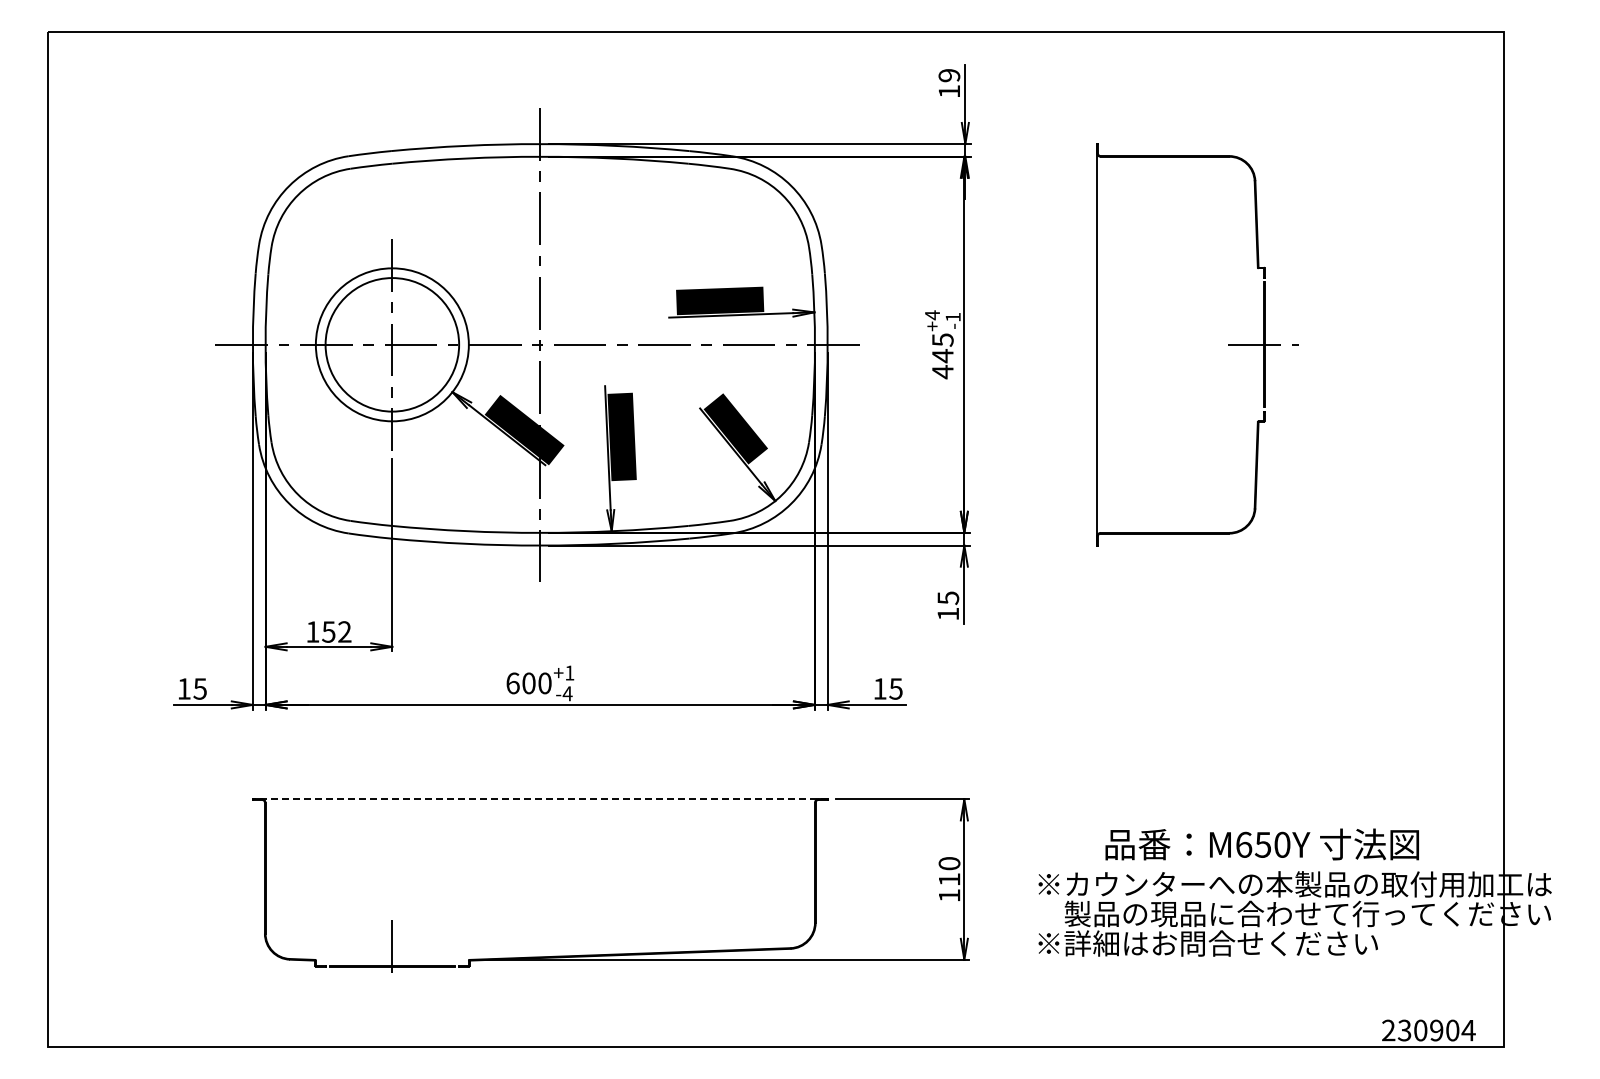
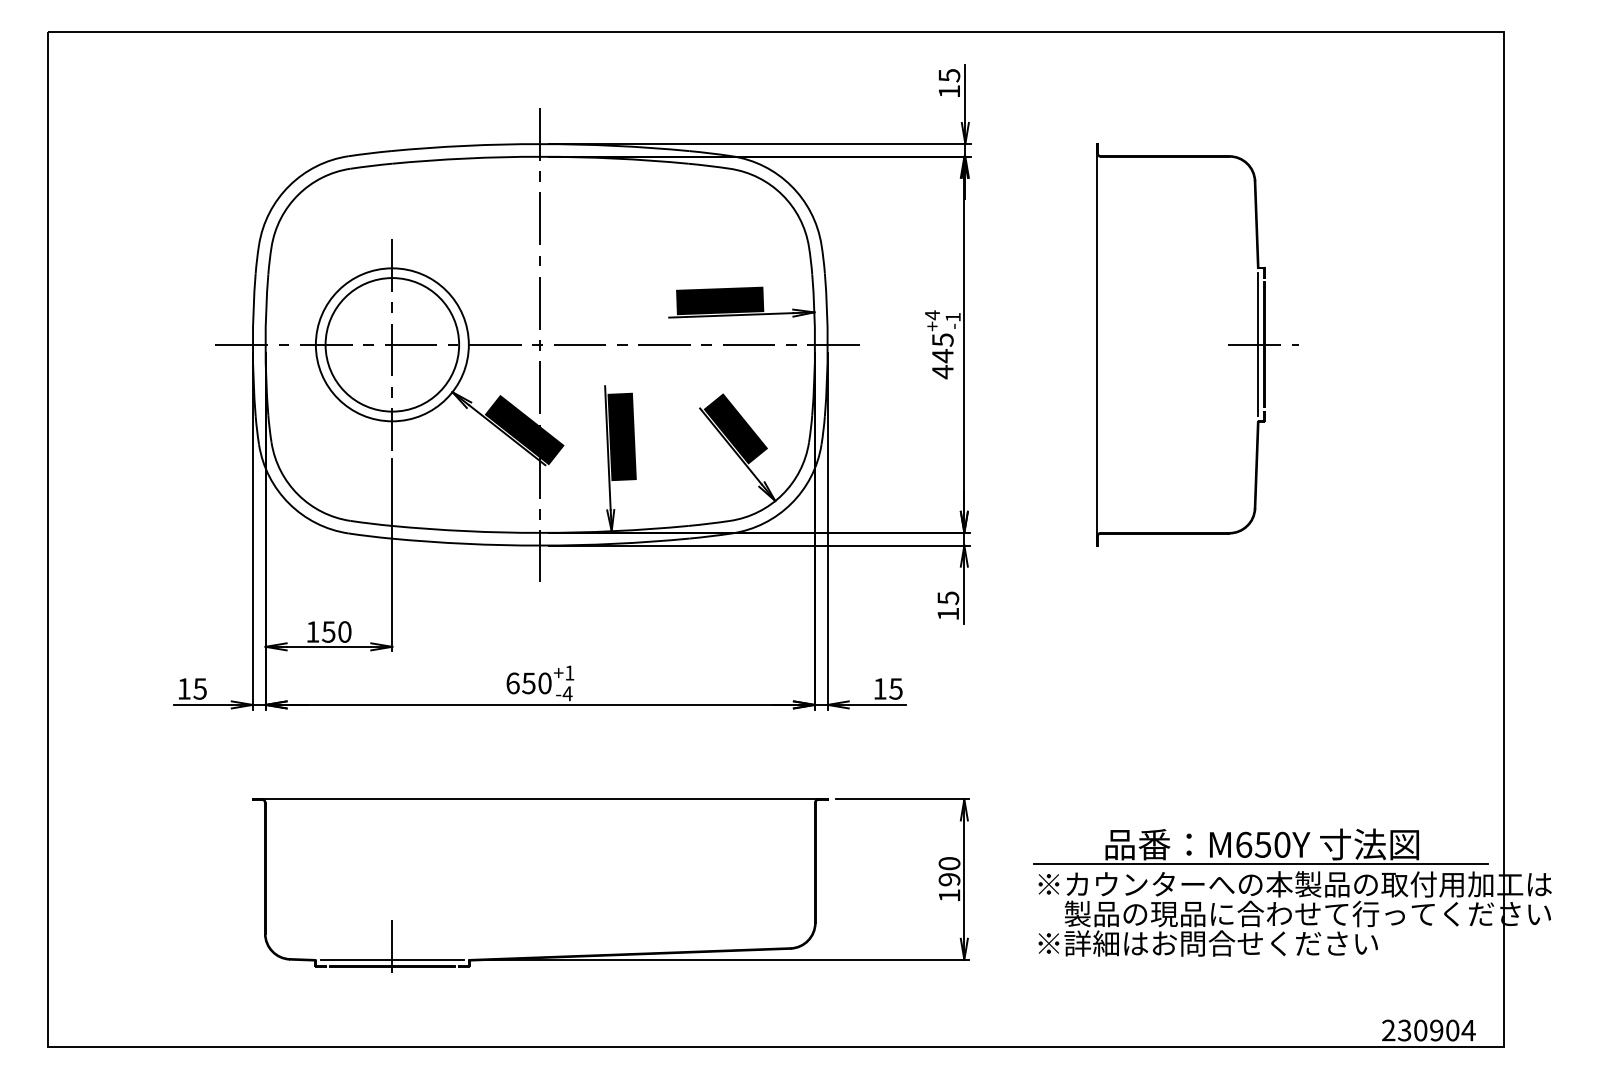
text: 19 -> 15 (949, 75)
line: none -> present (1257, 344)
text: 152 -> 150 (344, 631)
text: 600 -> 650 (528, 683)
line: dashed -> solid (539, 799)
line: none -> present (1260, 864)
text: 110 -> 190 (949, 879)
line: none -> present (392, 959)
